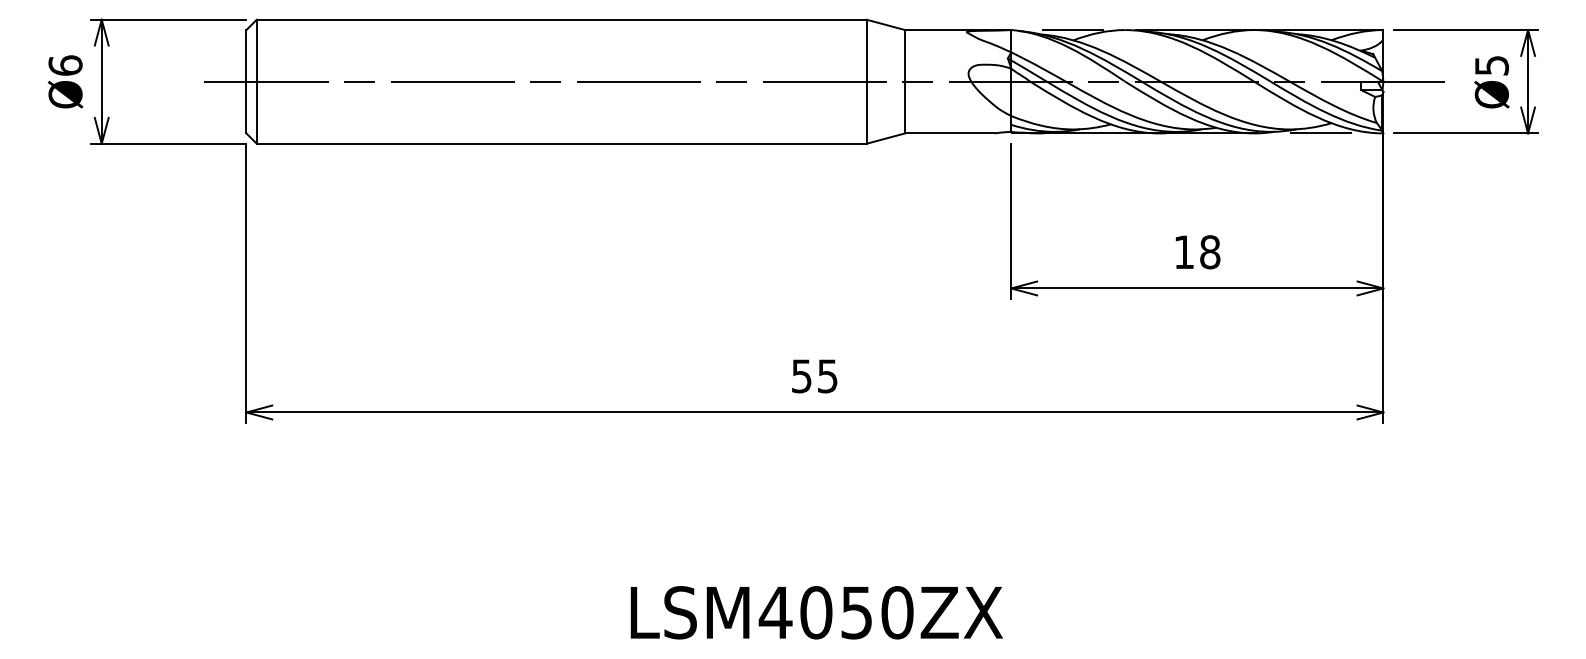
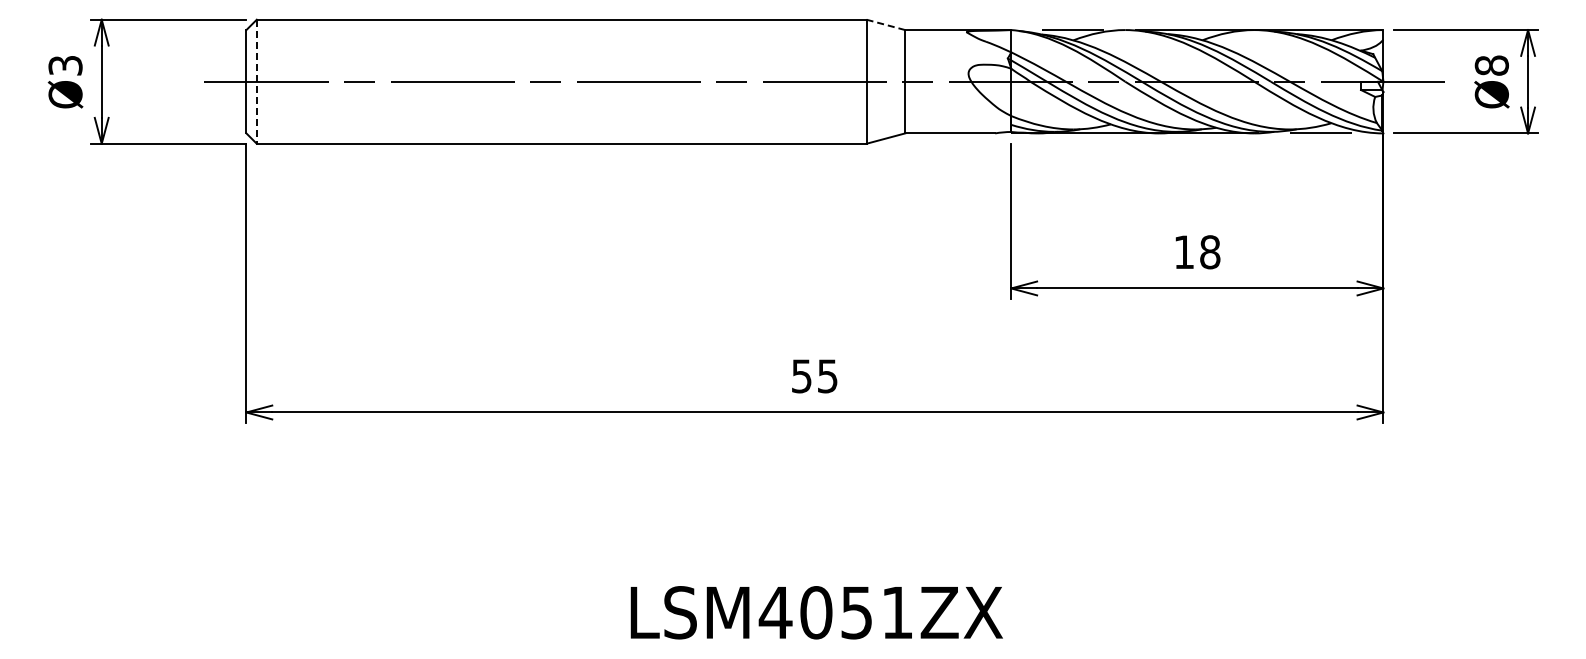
line: solid -> dashed (885, 24)
text: Ø6 -> Ø3 (65, 65)
text: Ø5 -> Ø8 (1491, 65)
line: solid -> dashed (256, 82)
text: LSM4050ZX -> LSM4051ZX (897, 612)
